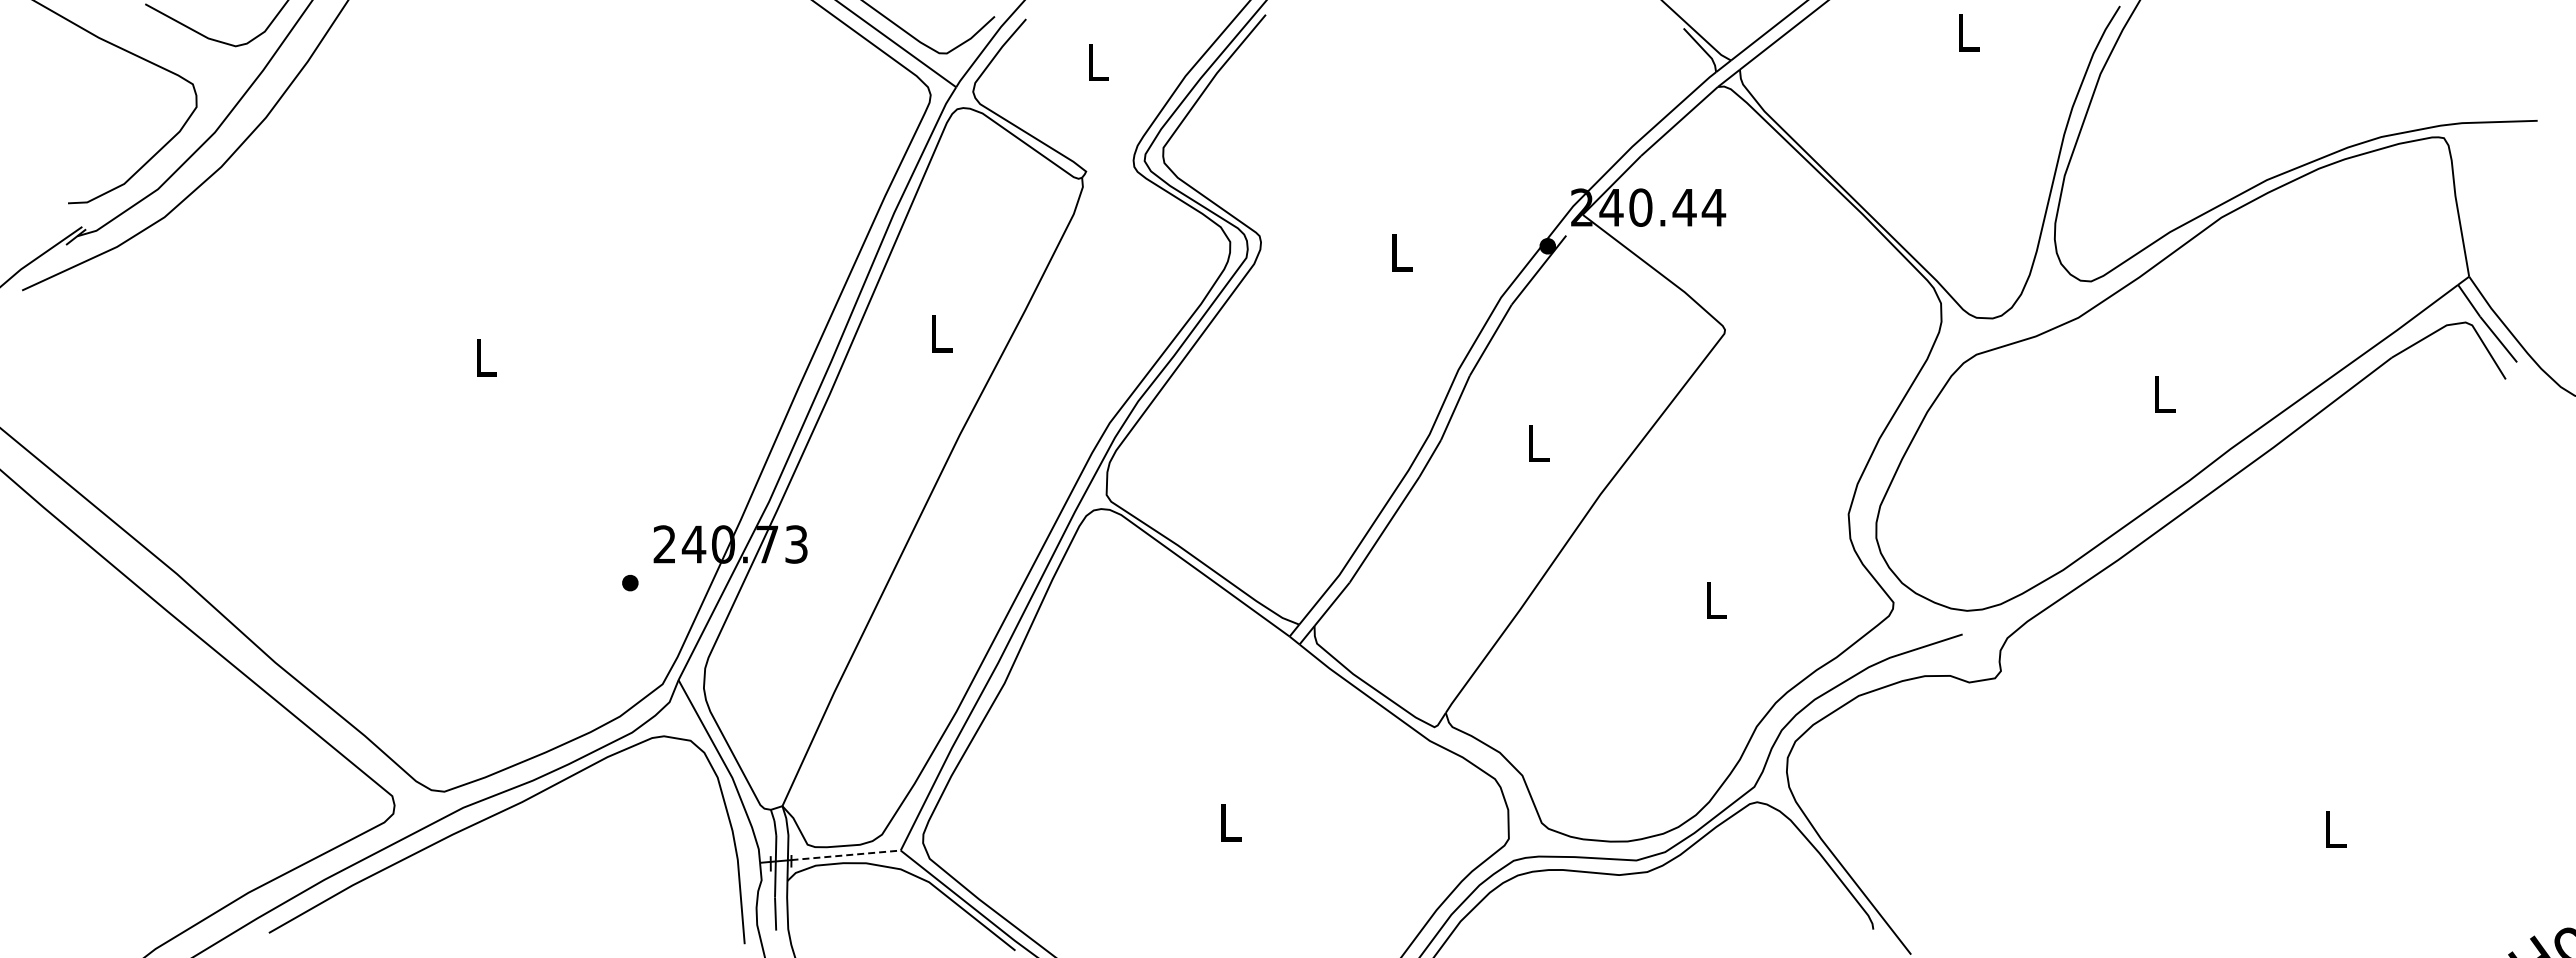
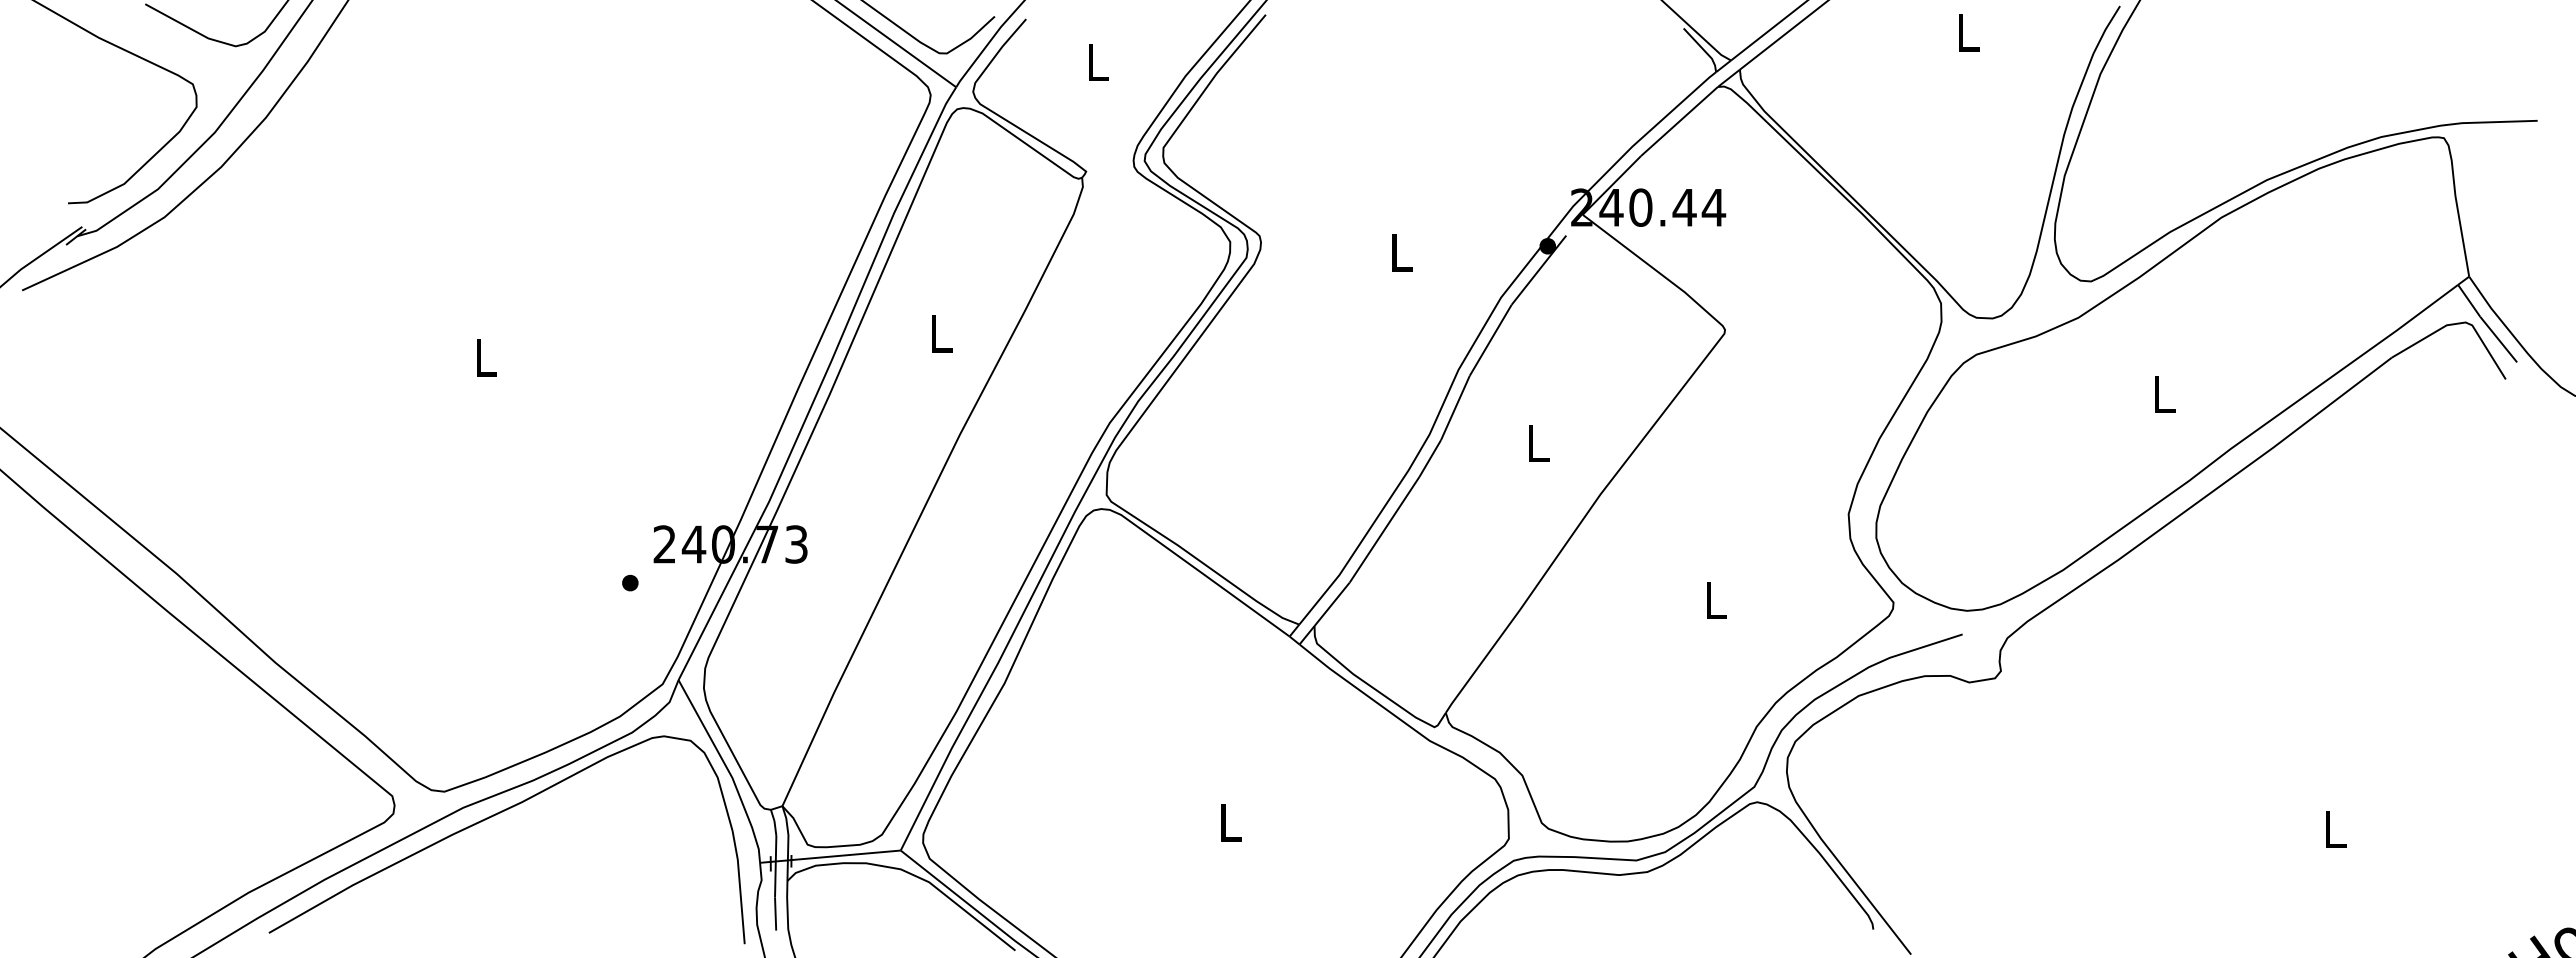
line: dashed -> solid (846, 855)
